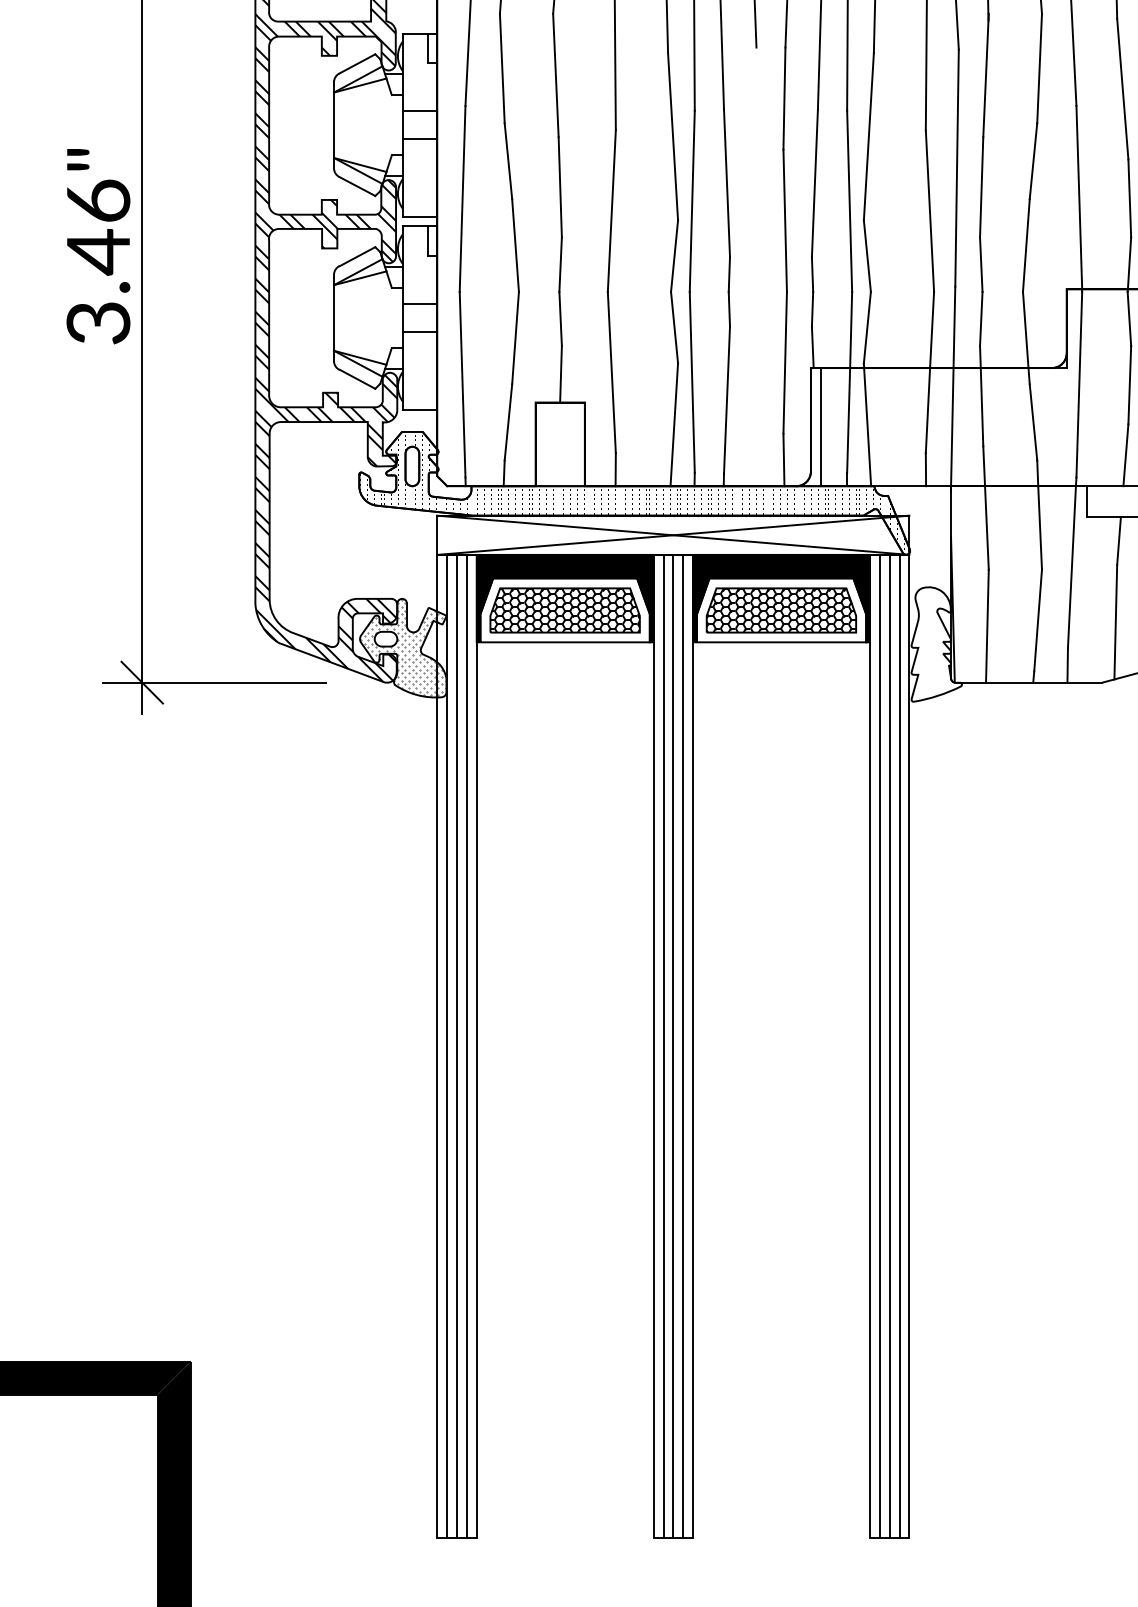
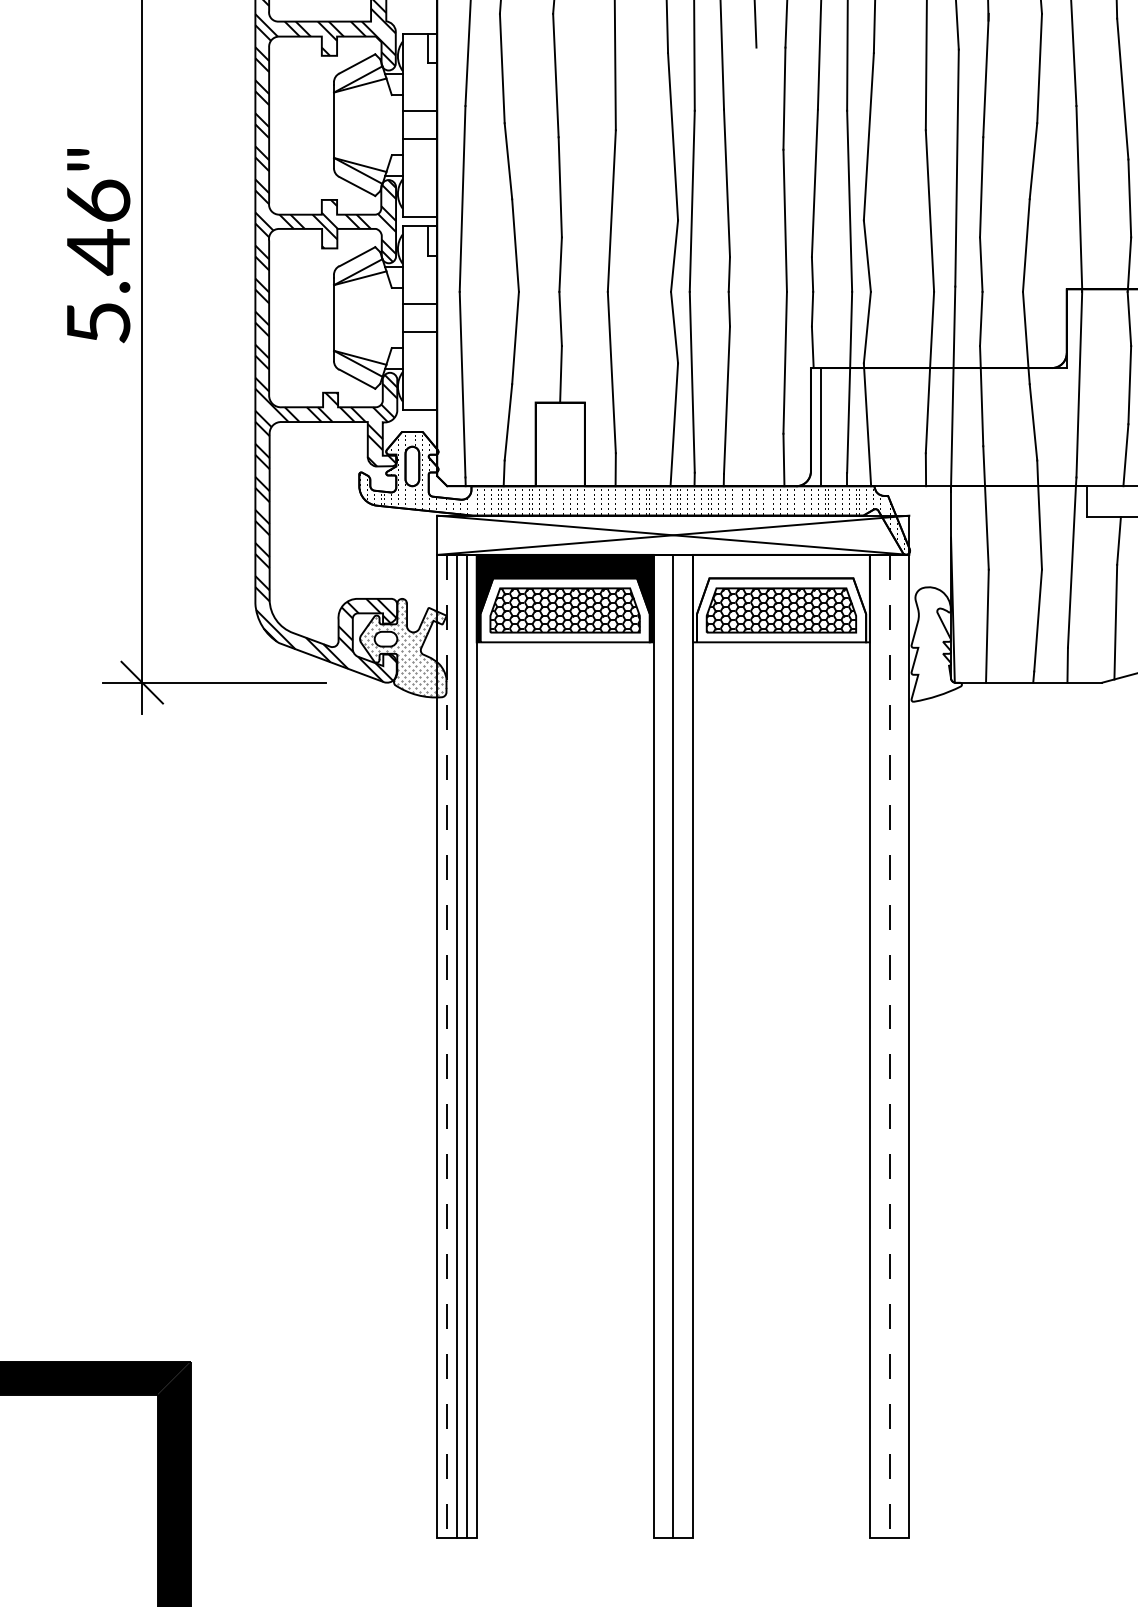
text: 3.46" -> 5.46" (98, 323)
fill: present -> none (781, 598)
line: solid -> dashed (447, 1046)
line: present -> none (663, 1046)
line: present -> none (683, 1046)
line: present -> none (879, 1046)
line: solid -> dashed (889, 1046)
line: present -> none (899, 1046)
